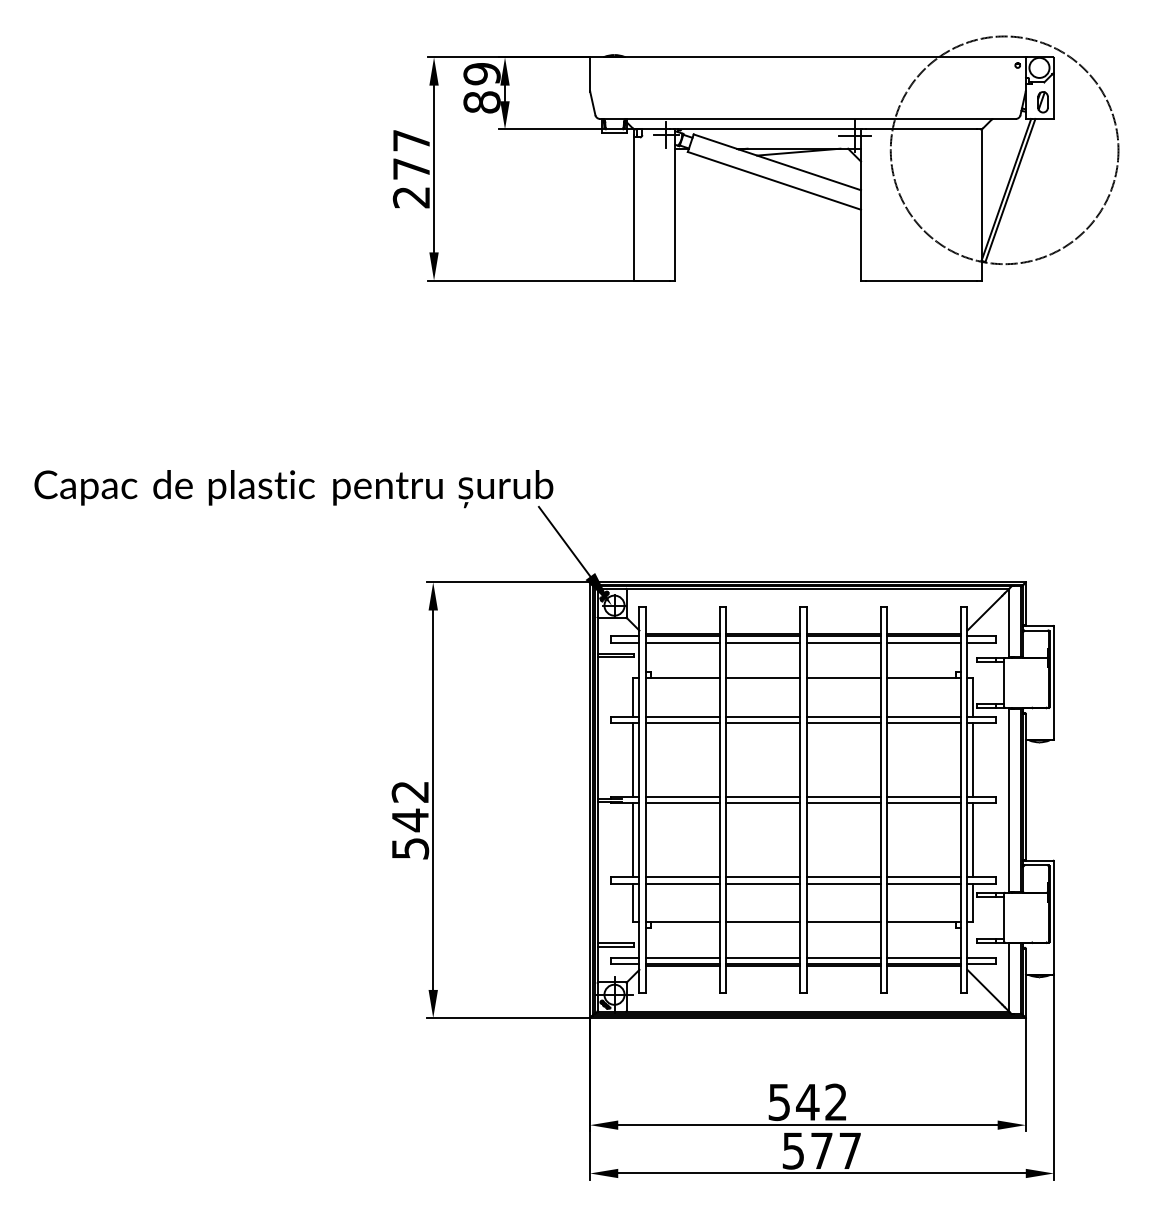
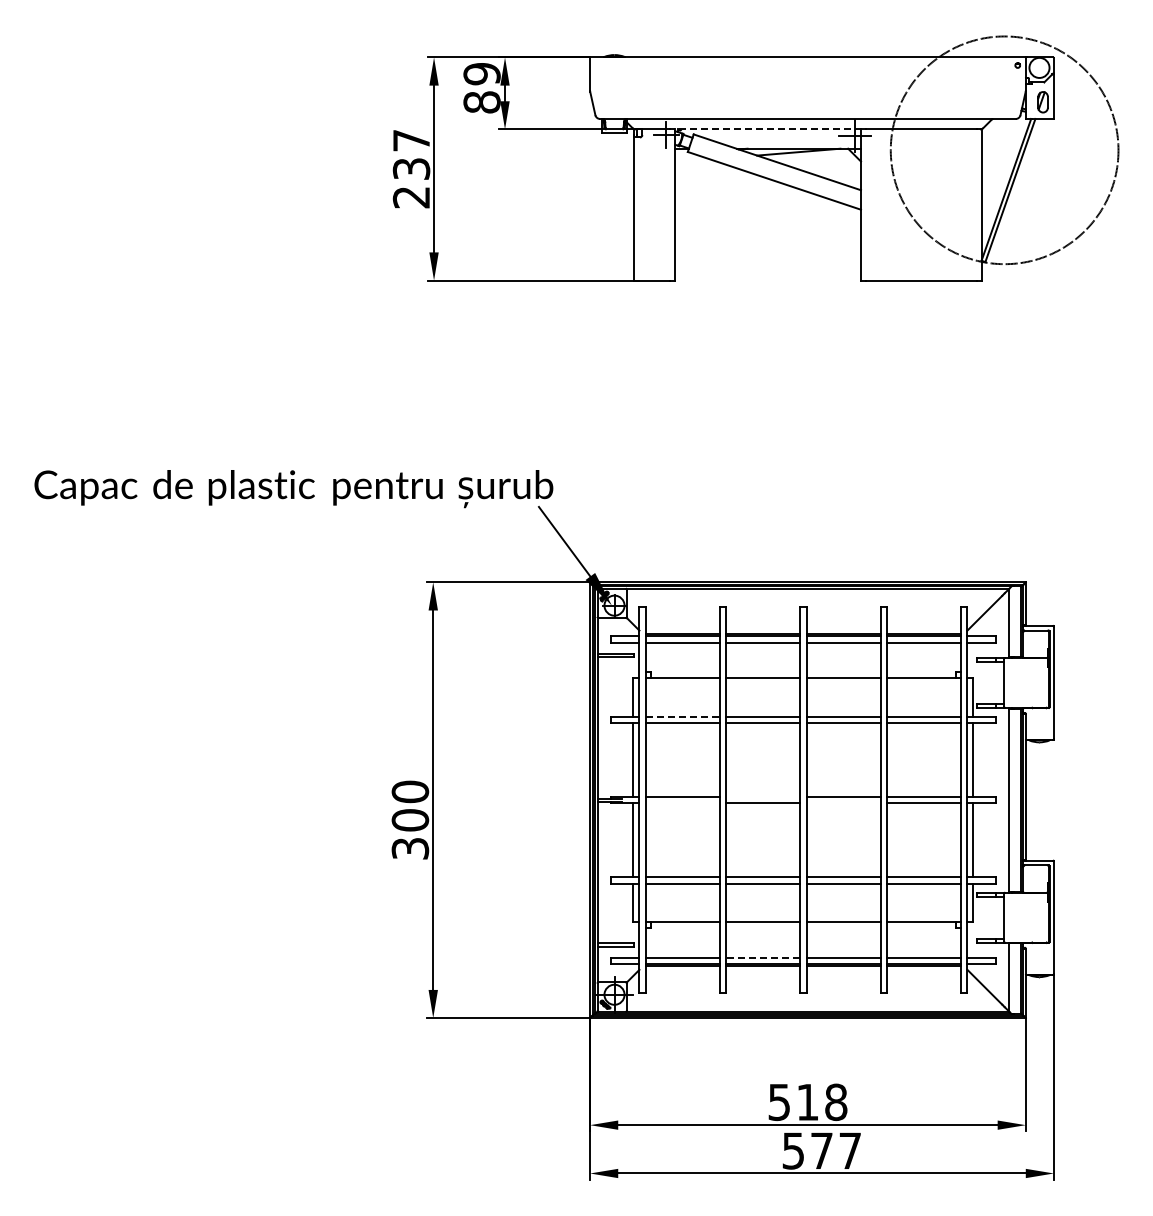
line: solid -> dashed (767, 129)
text: 277 -> 237 (411, 168)
line: solid -> dashed (682, 716)
line: present -> none (763, 797)
line: present -> none (682, 803)
line: present -> none (843, 803)
text: 542 -> 300 (410, 819)
line: solid -> dashed (763, 957)
text: 542 -> 518 (821, 1102)
